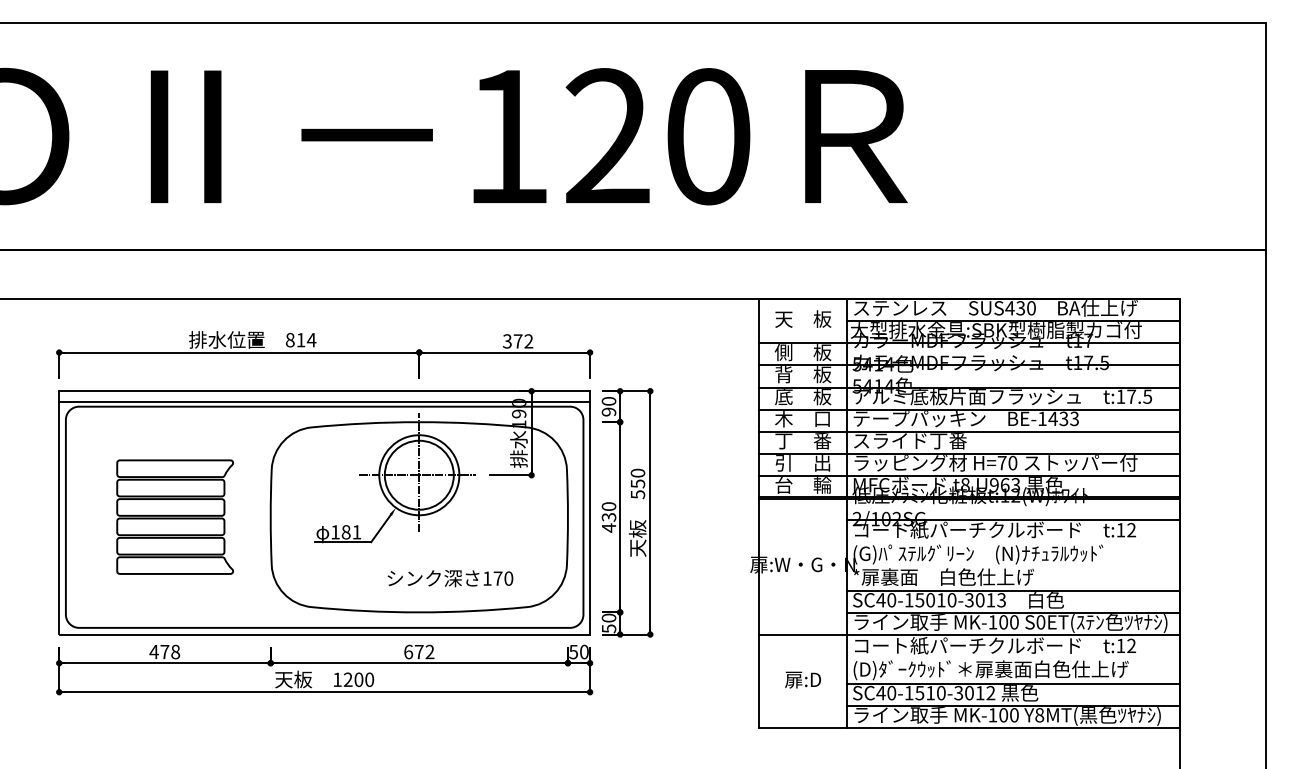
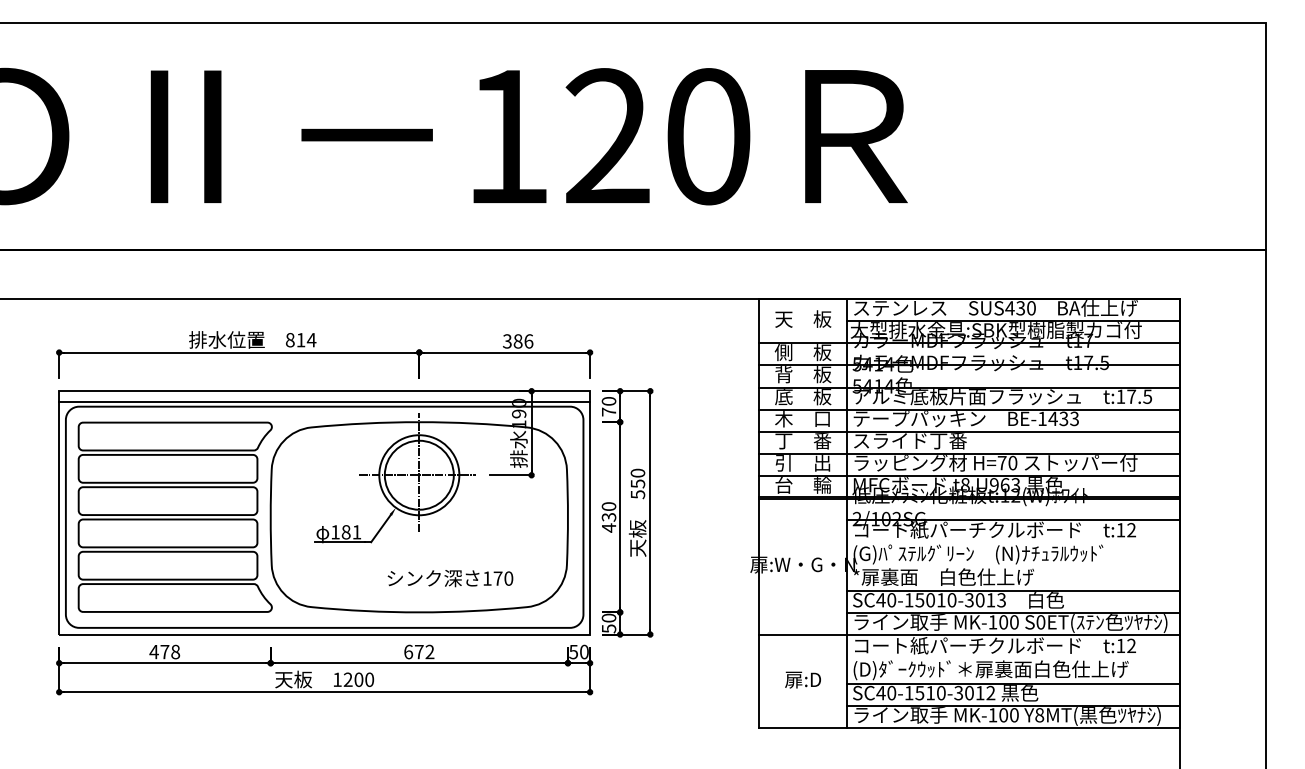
text: 372 -> 386 (523, 341)
text: 90 -> 70 (608, 411)
part size: 118x116 px -> 196x192 px (174, 516)
